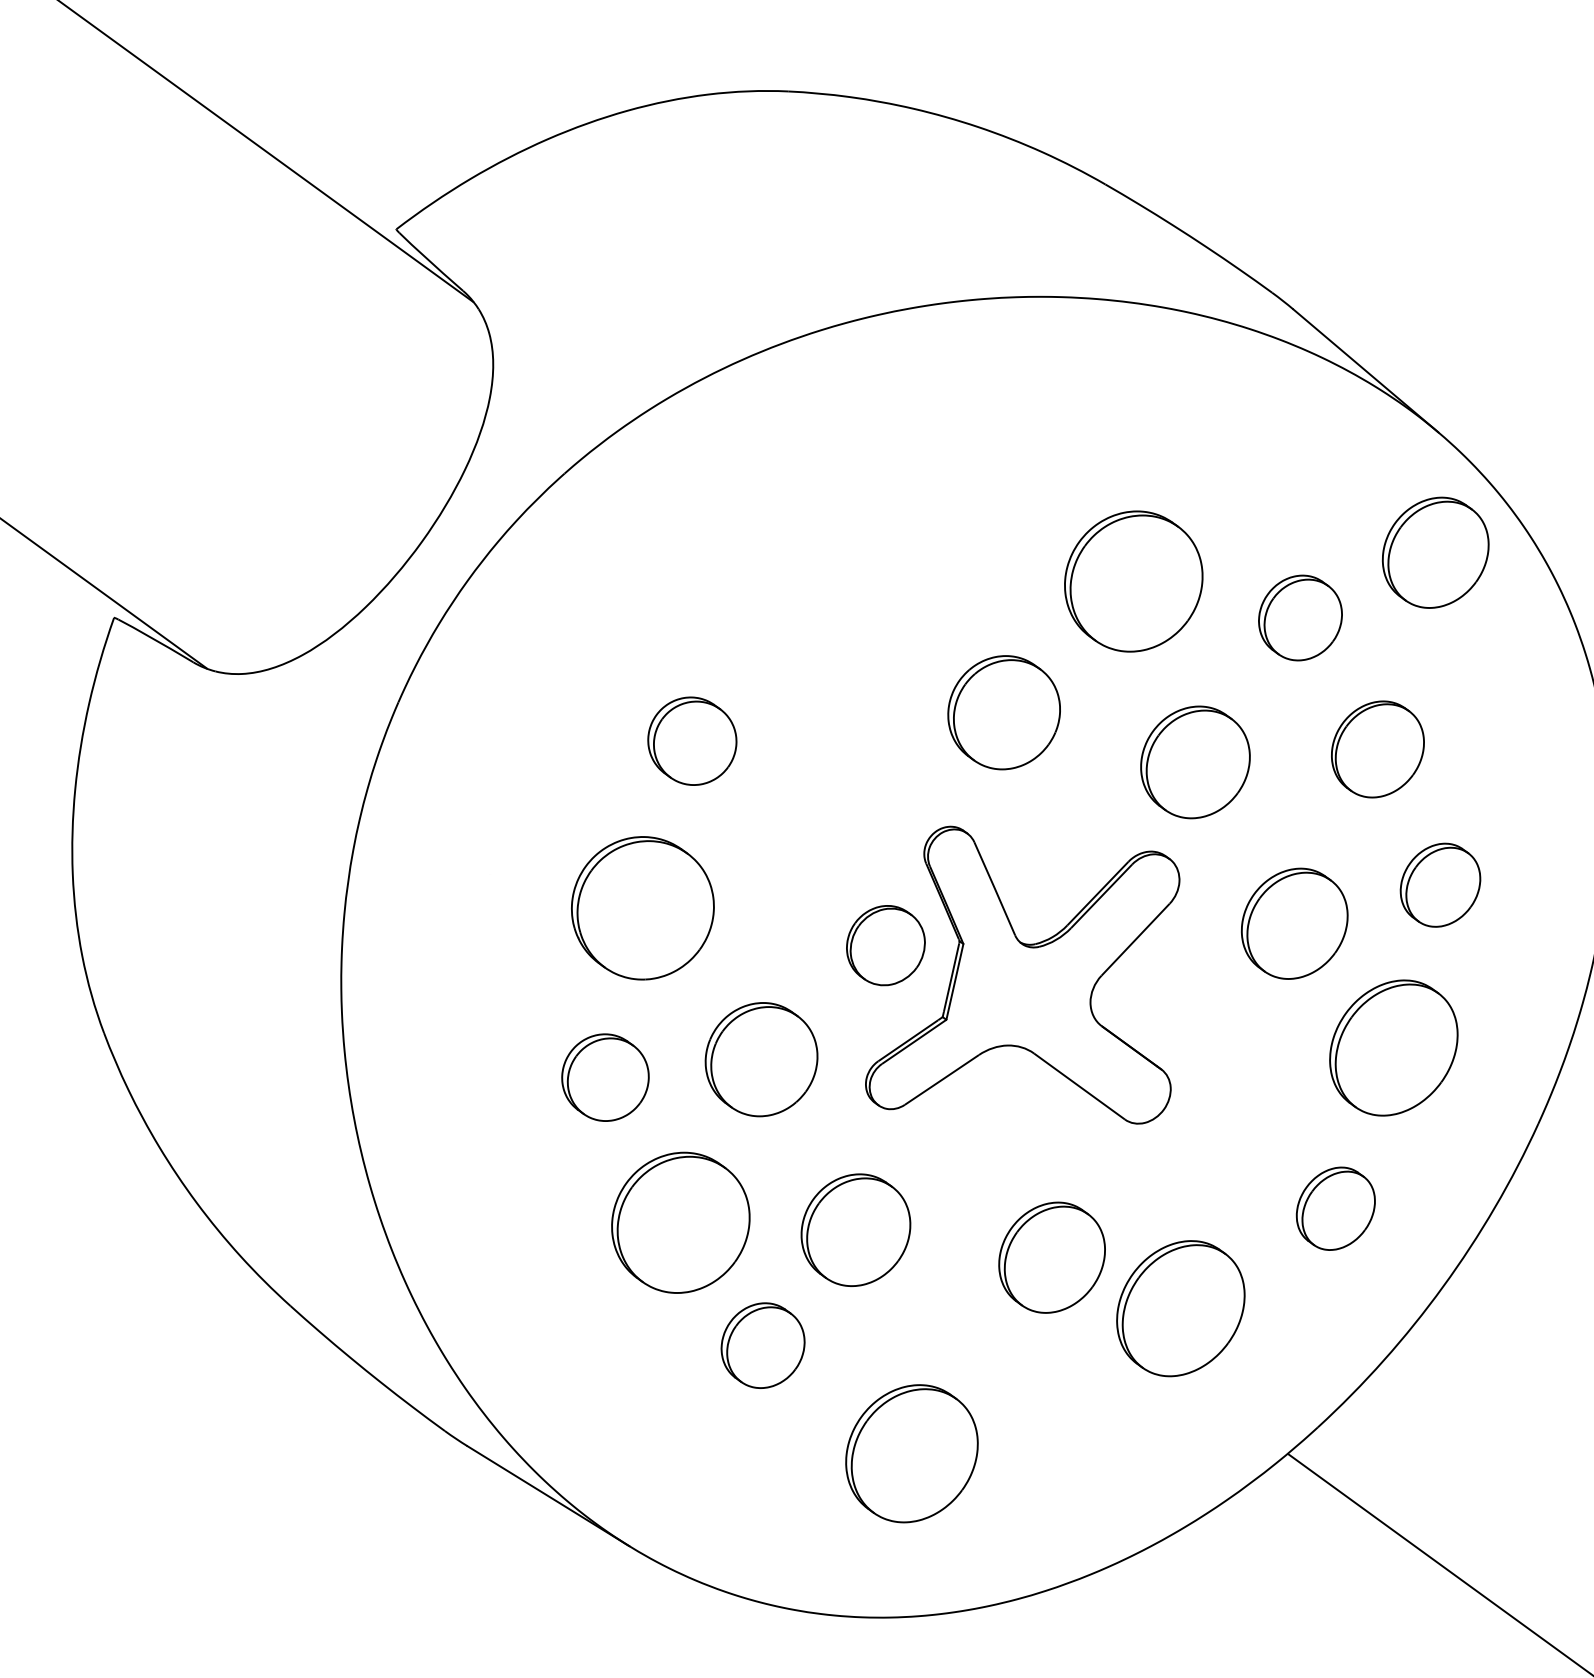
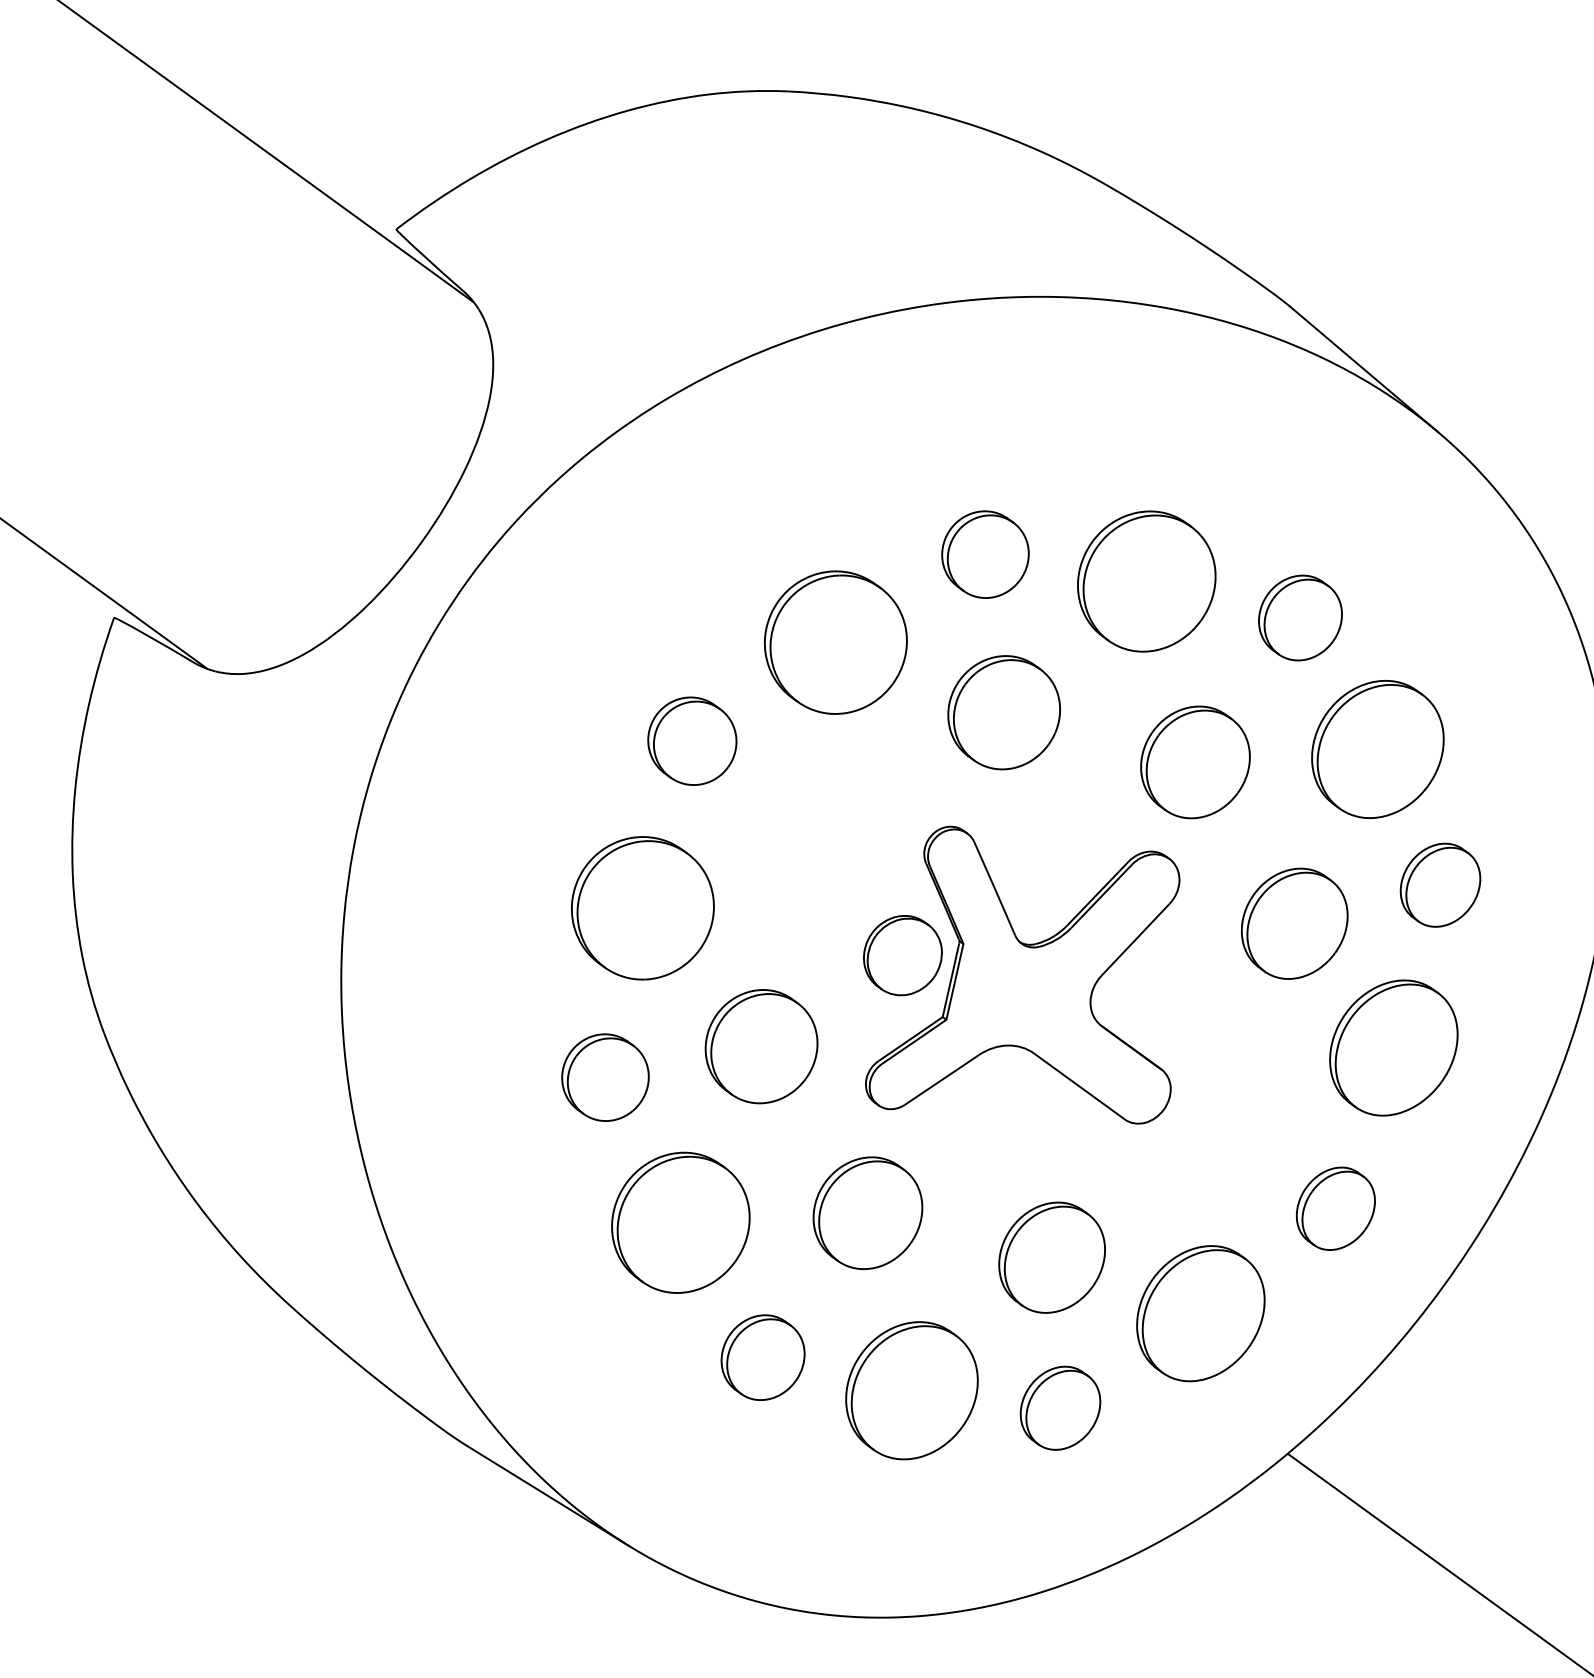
part: present -> none (1435, 552)
part: none -> present (985, 554)
part position: (1133, 581) -> (1146, 581) (1146, 581)
part: none -> present (835, 642)
part size: 94x99 px -> 134x139 px (1377, 749)
part position: (885, 945) -> (902, 955) (902, 955)
part position: (761, 1059) -> (761, 1046) (761, 1046)
part position: (855, 1229) -> (867, 1212) (867, 1212)
part position: (1180, 1308) -> (1200, 1313) (1200, 1313)
part position: (762, 1345) -> (762, 1357) (762, 1357)
part: none -> present (1060, 1407)
part position: (911, 1453) -> (911, 1390) (911, 1390)
